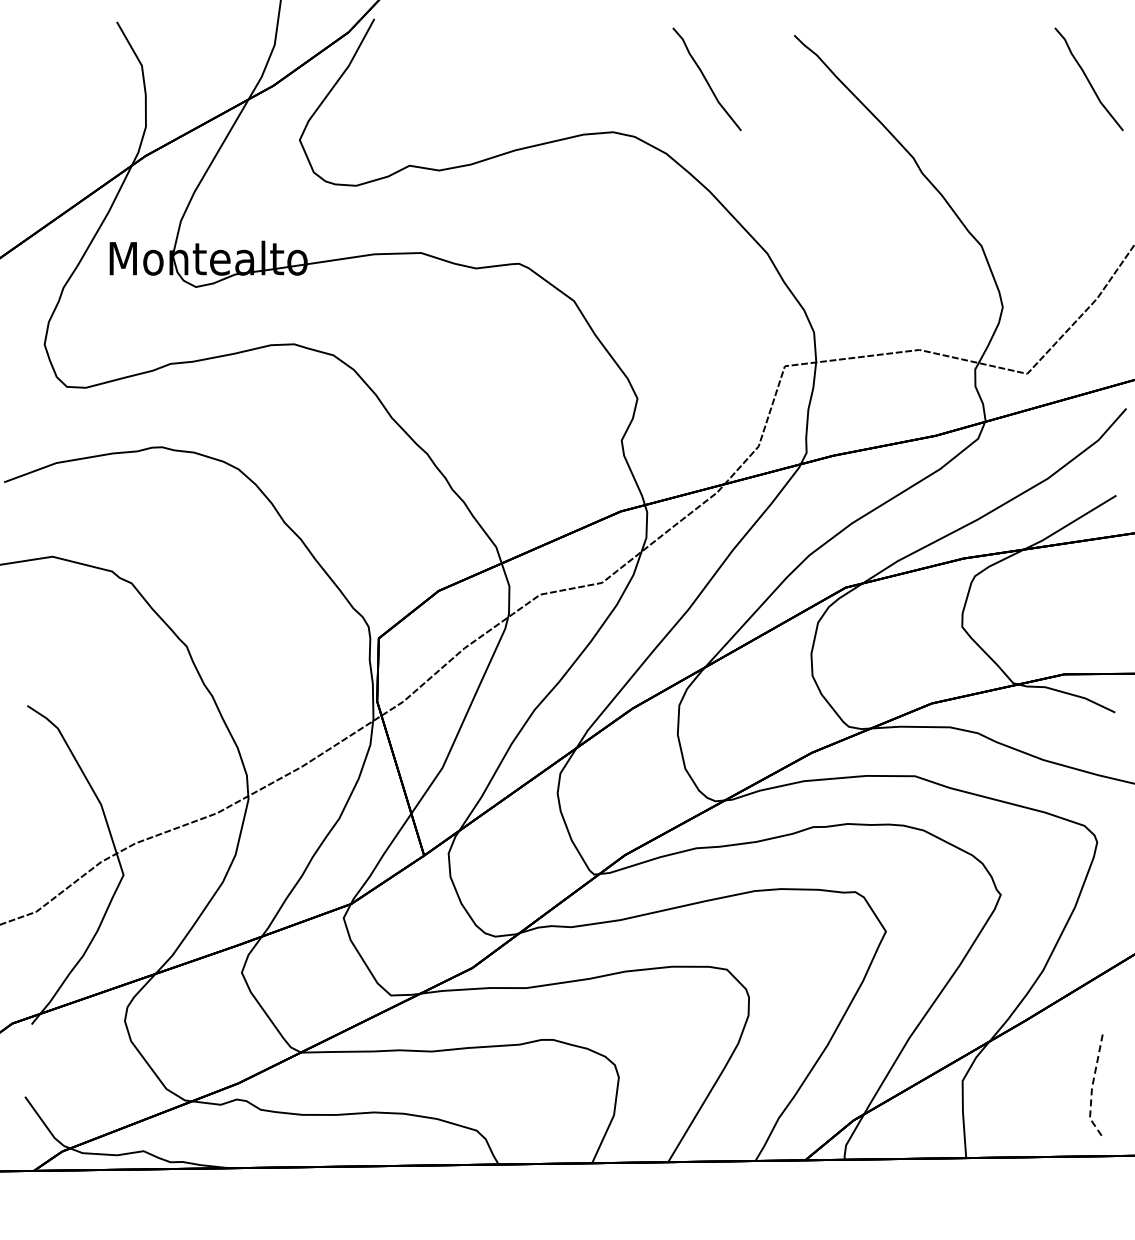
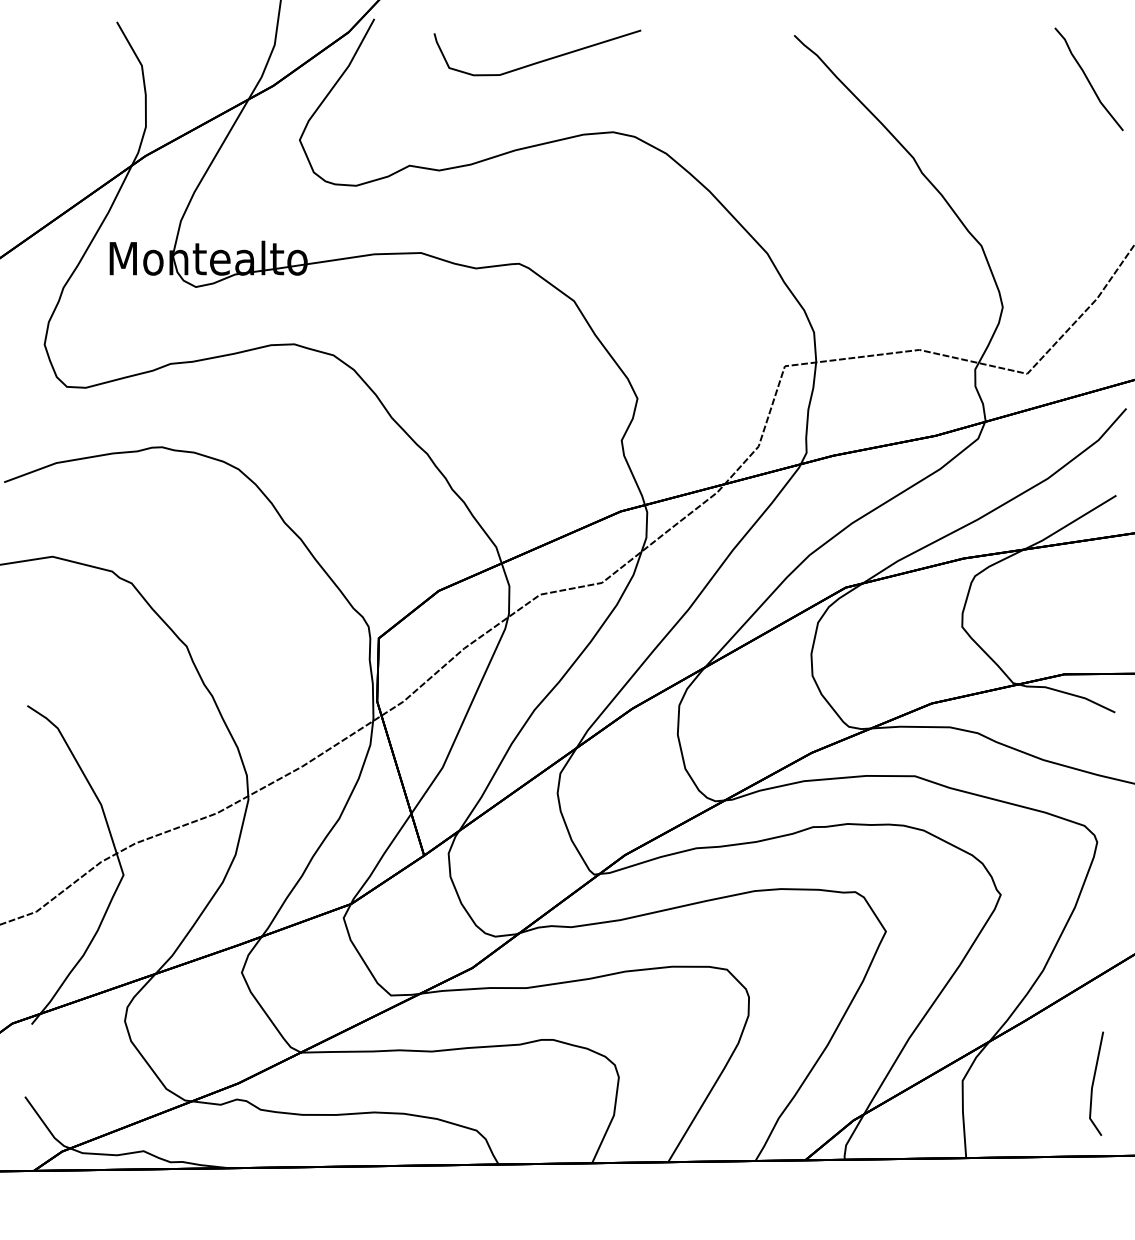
curve: none -> present (541, 60)
curve: present -> none (706, 79)
line: dashed -> solid (1092, 1086)
